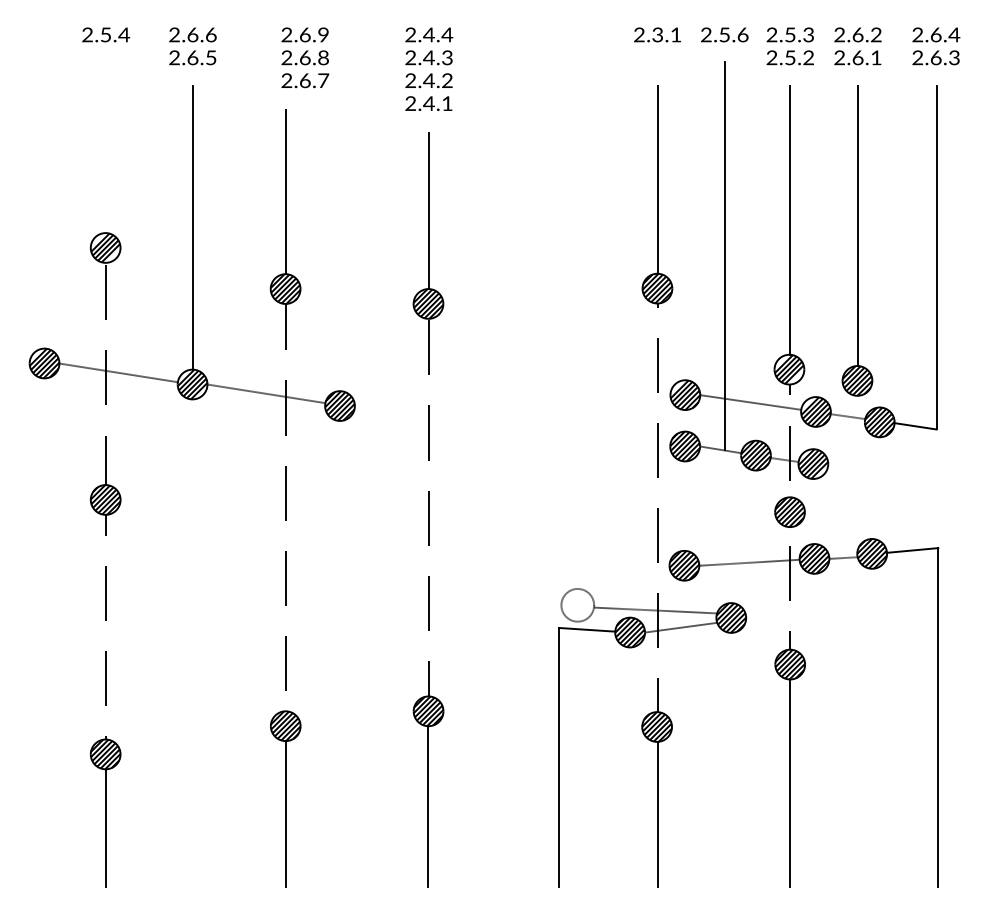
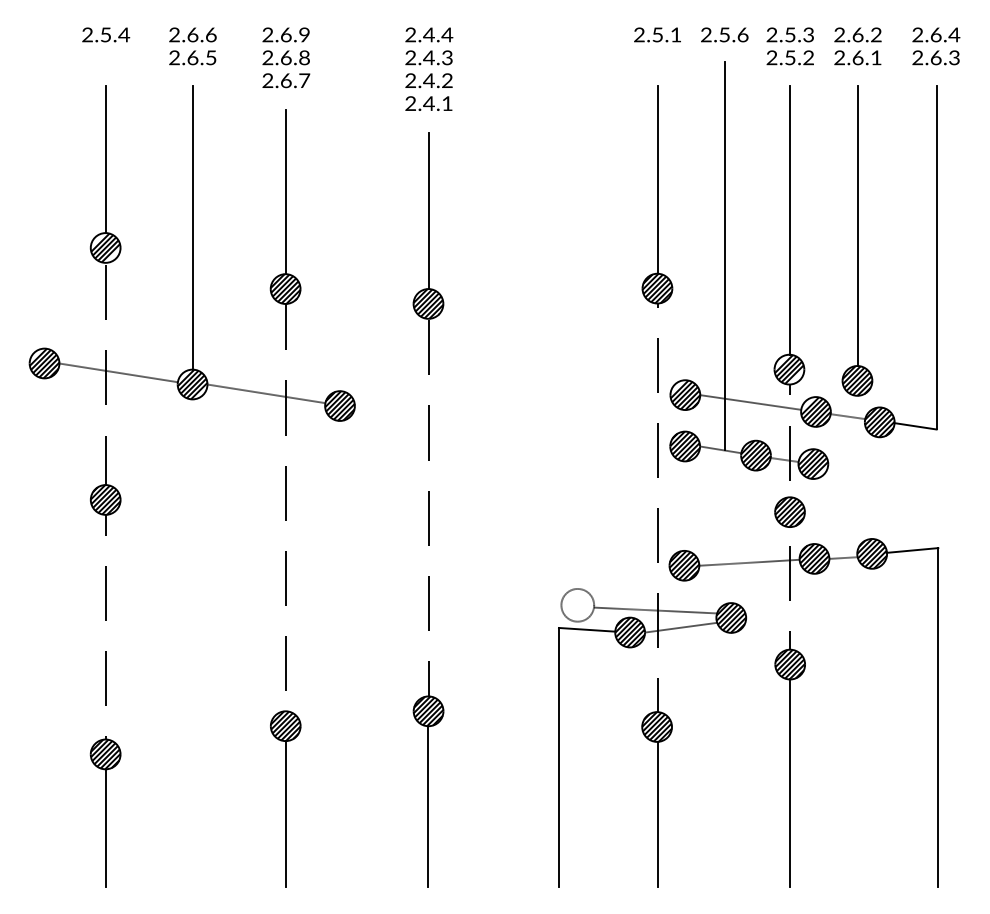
text: 2.3.1 -> 2.5.1 (657, 34)
text position: (305, 57) -> (286, 57) (286, 57)
line: none -> present (105, 159)
